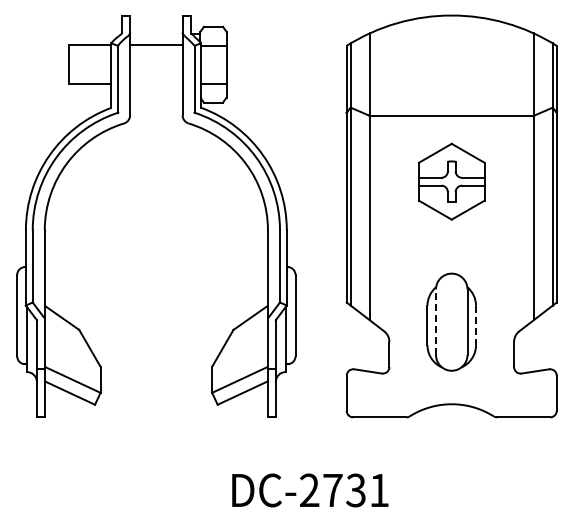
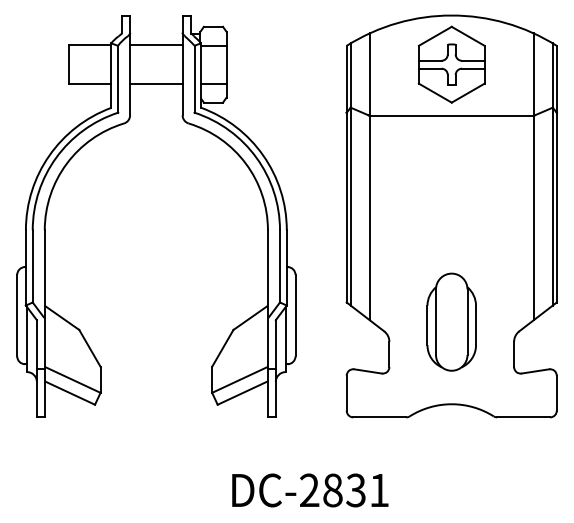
line: none -> present (156, 84)
part position: (451, 181) -> (451, 64) (451, 64)
line: dashed -> solid (436, 322)
line: dashed -> solid (476, 325)
text: DC-2731 -> DC-2831 (332, 490)
